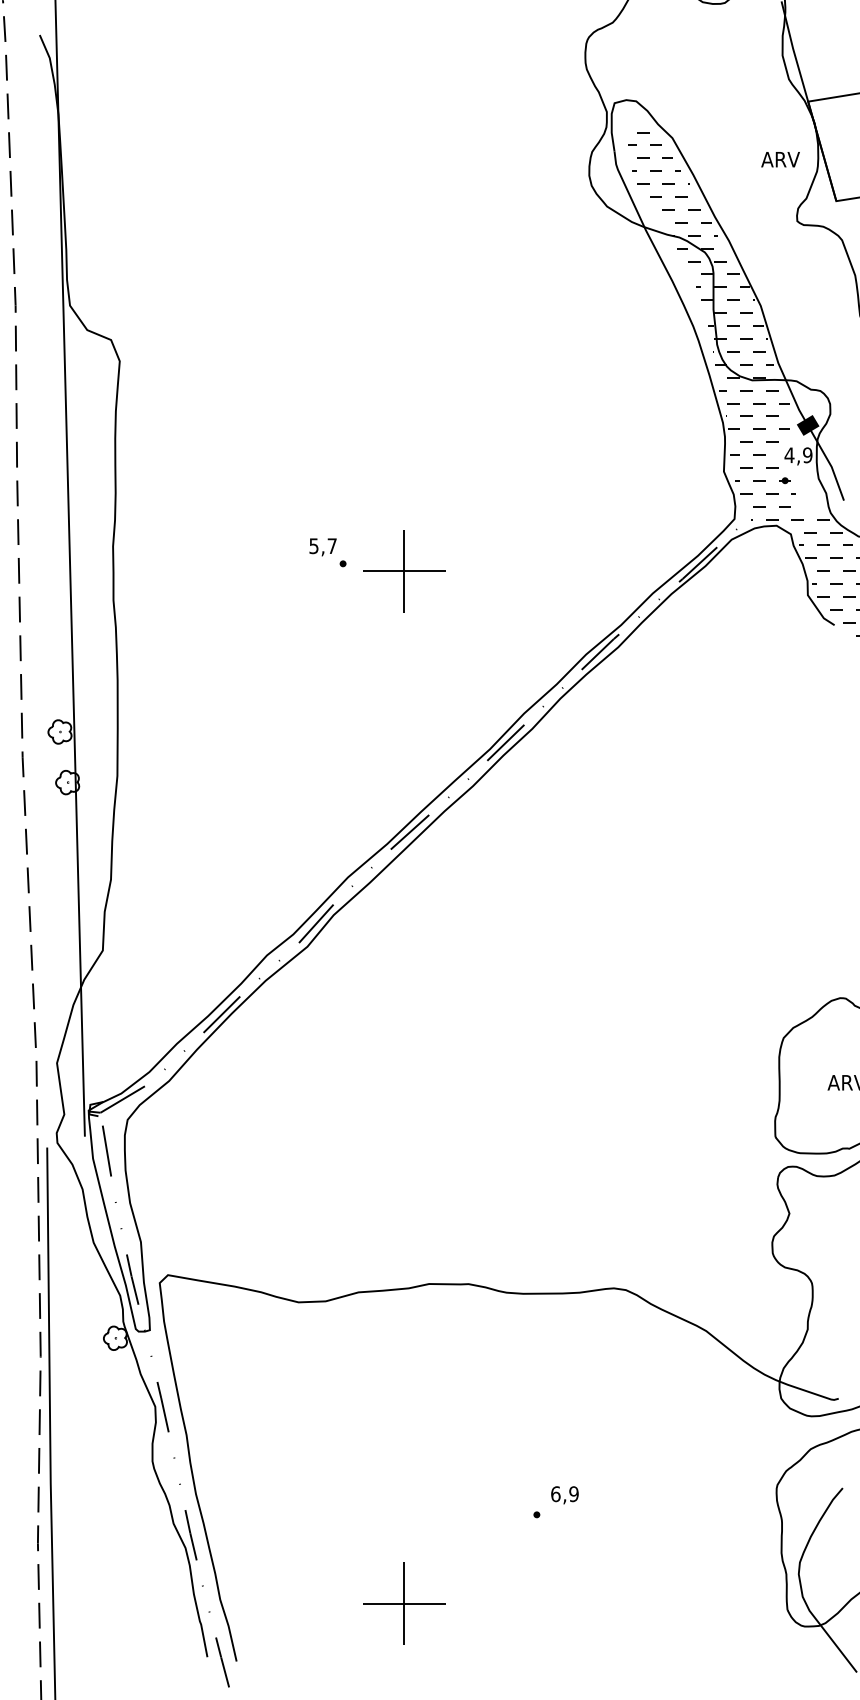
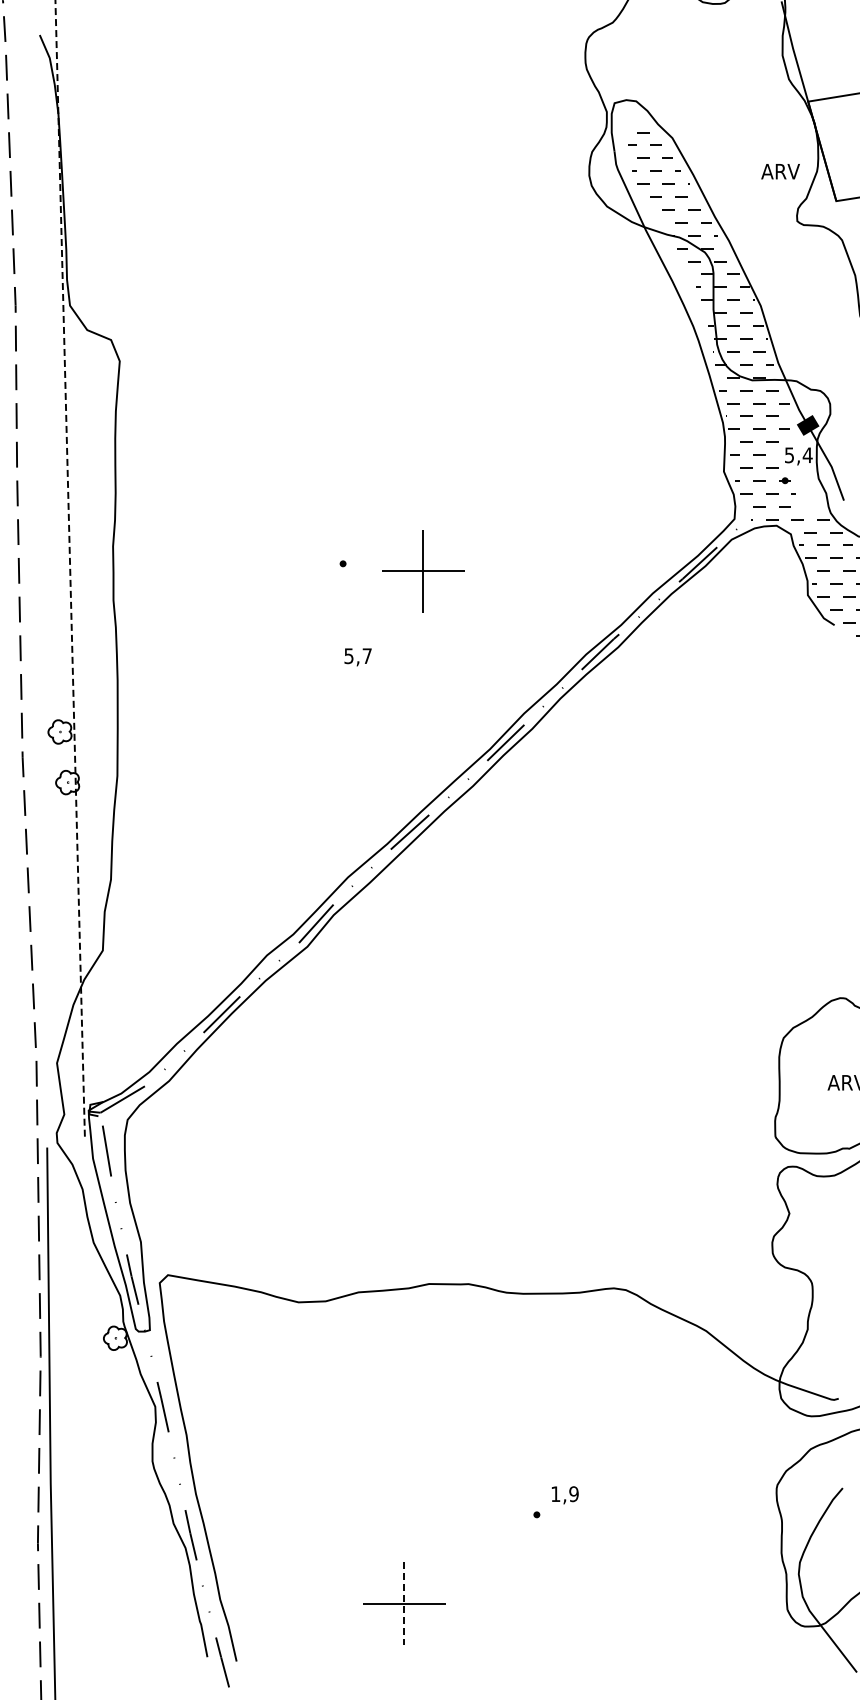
text position: (780, 159) -> (780, 171) (780, 171)
text: 4,9 -> 5,4 (798, 455)
text position: (322, 547) -> (357, 657) (357, 657)
line: solid -> dashed (70, 568)
part position: (404, 571) -> (423, 571) (423, 571)
text: 6,9 -> 1,9 (555, 1494)
line: solid -> dashed (404, 1604)
